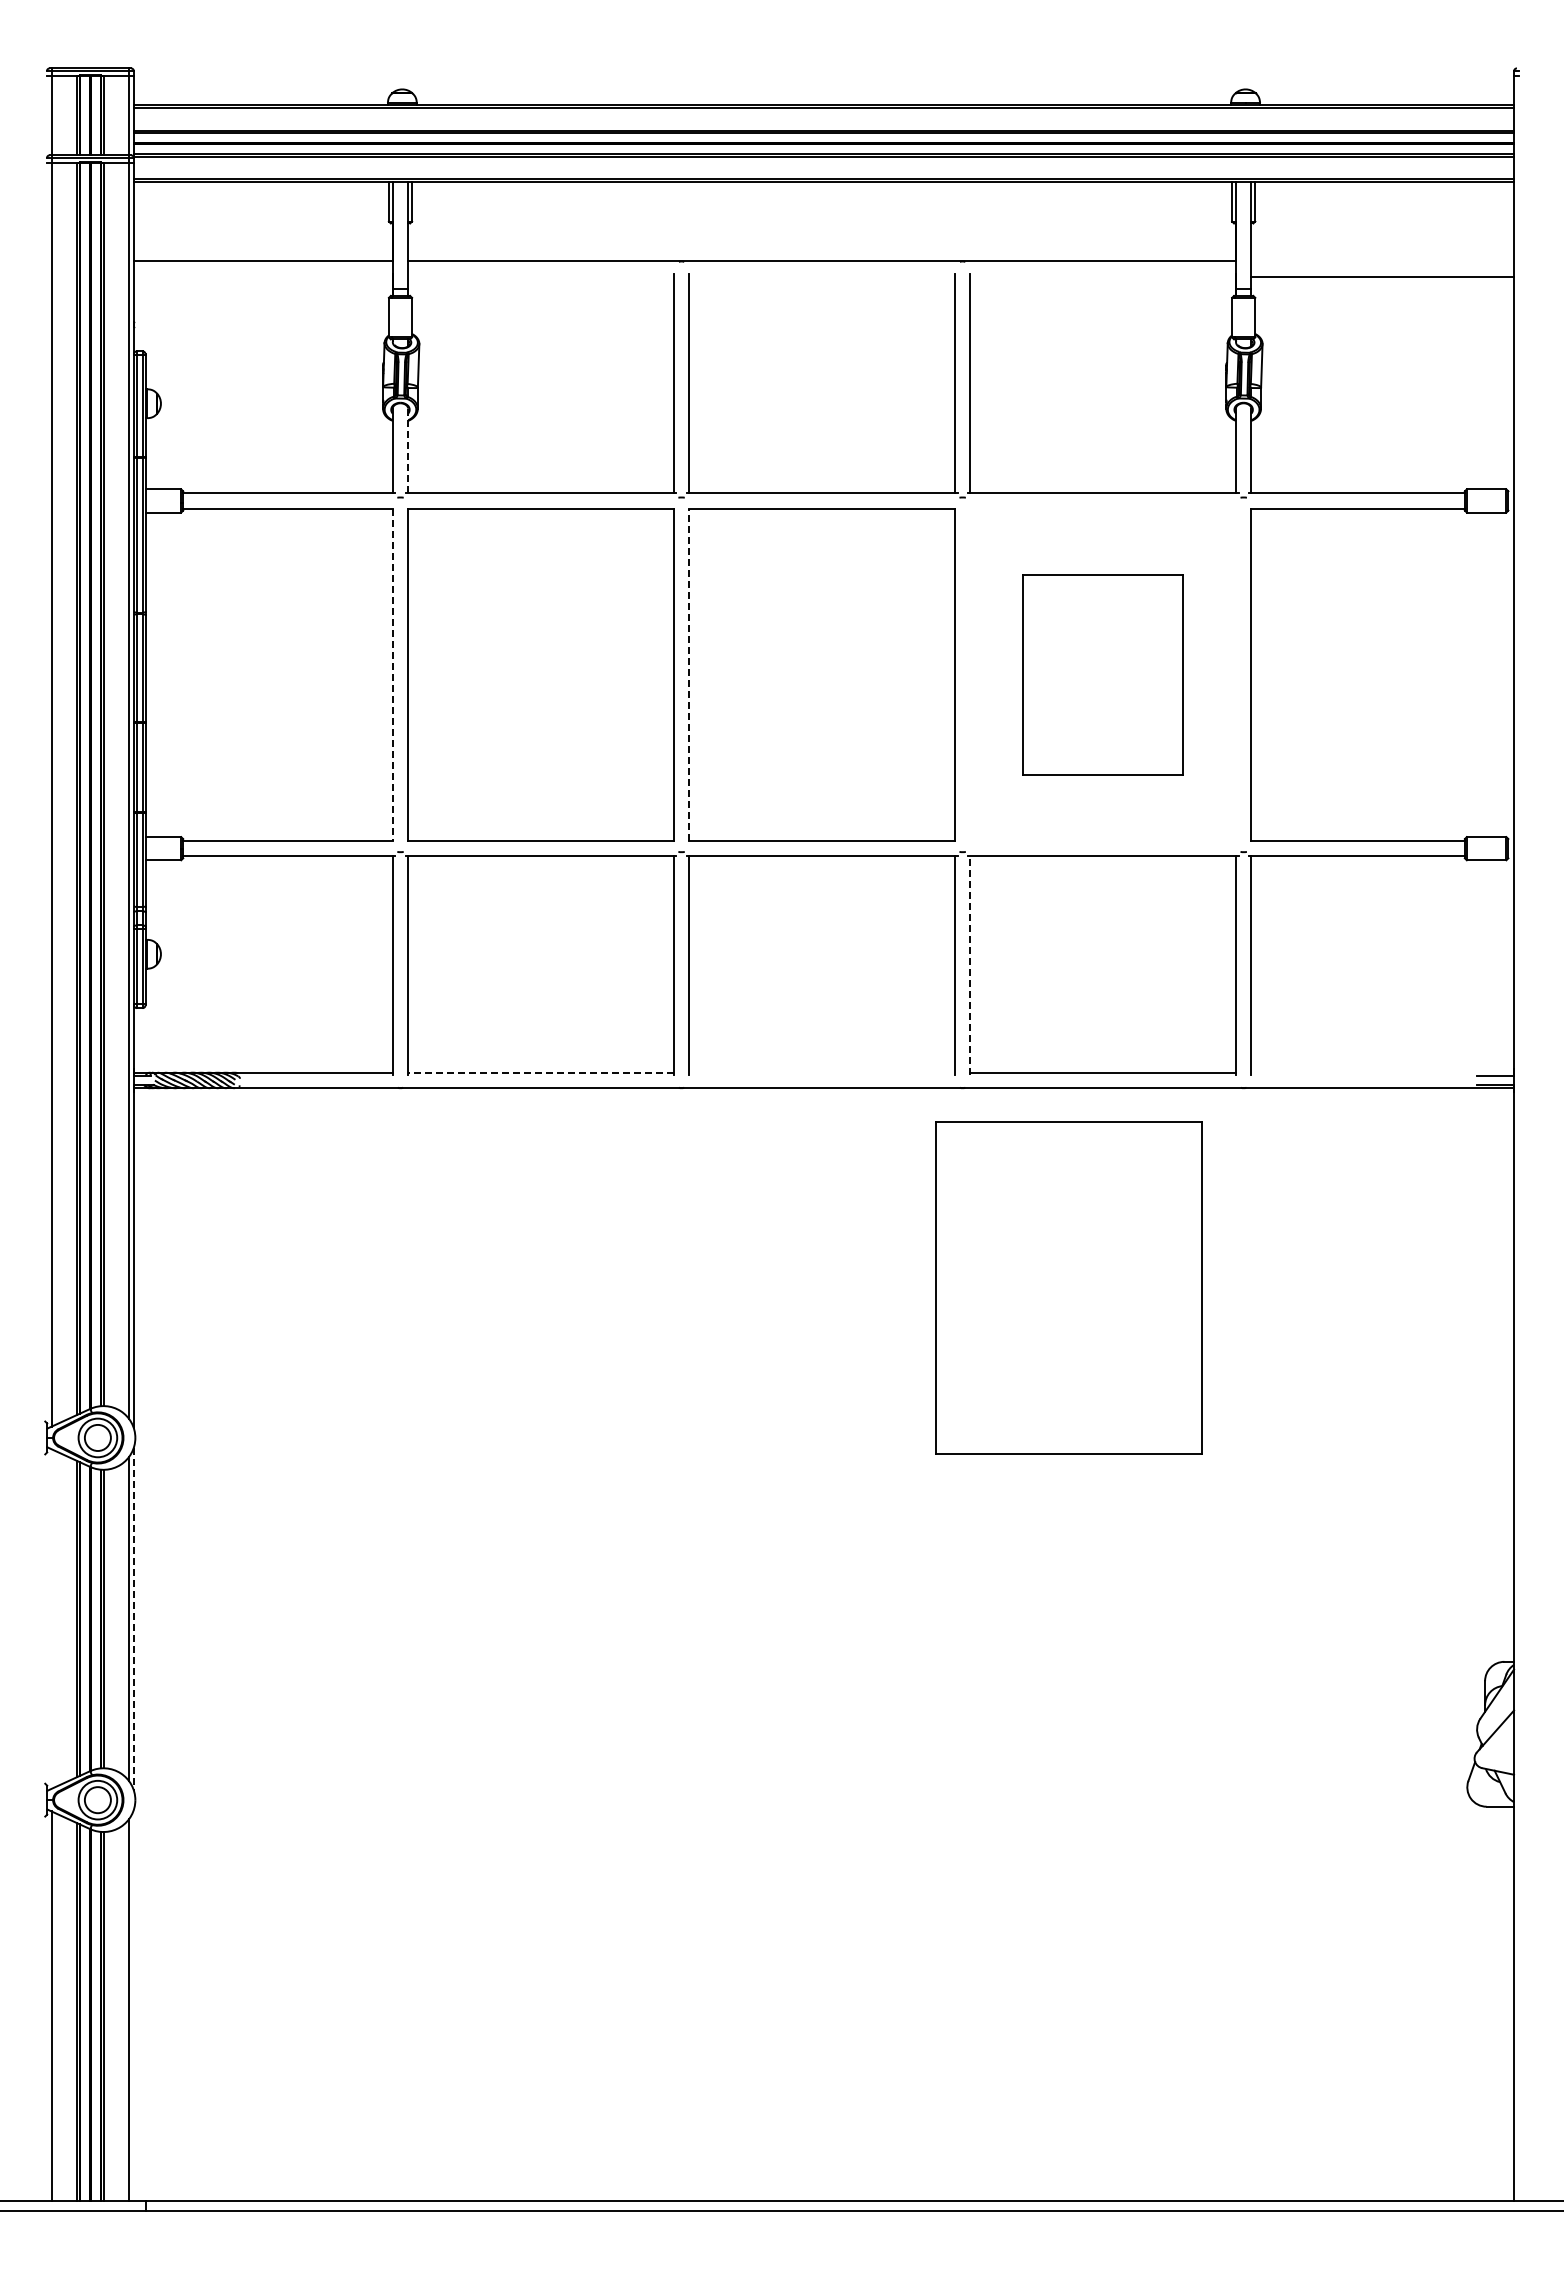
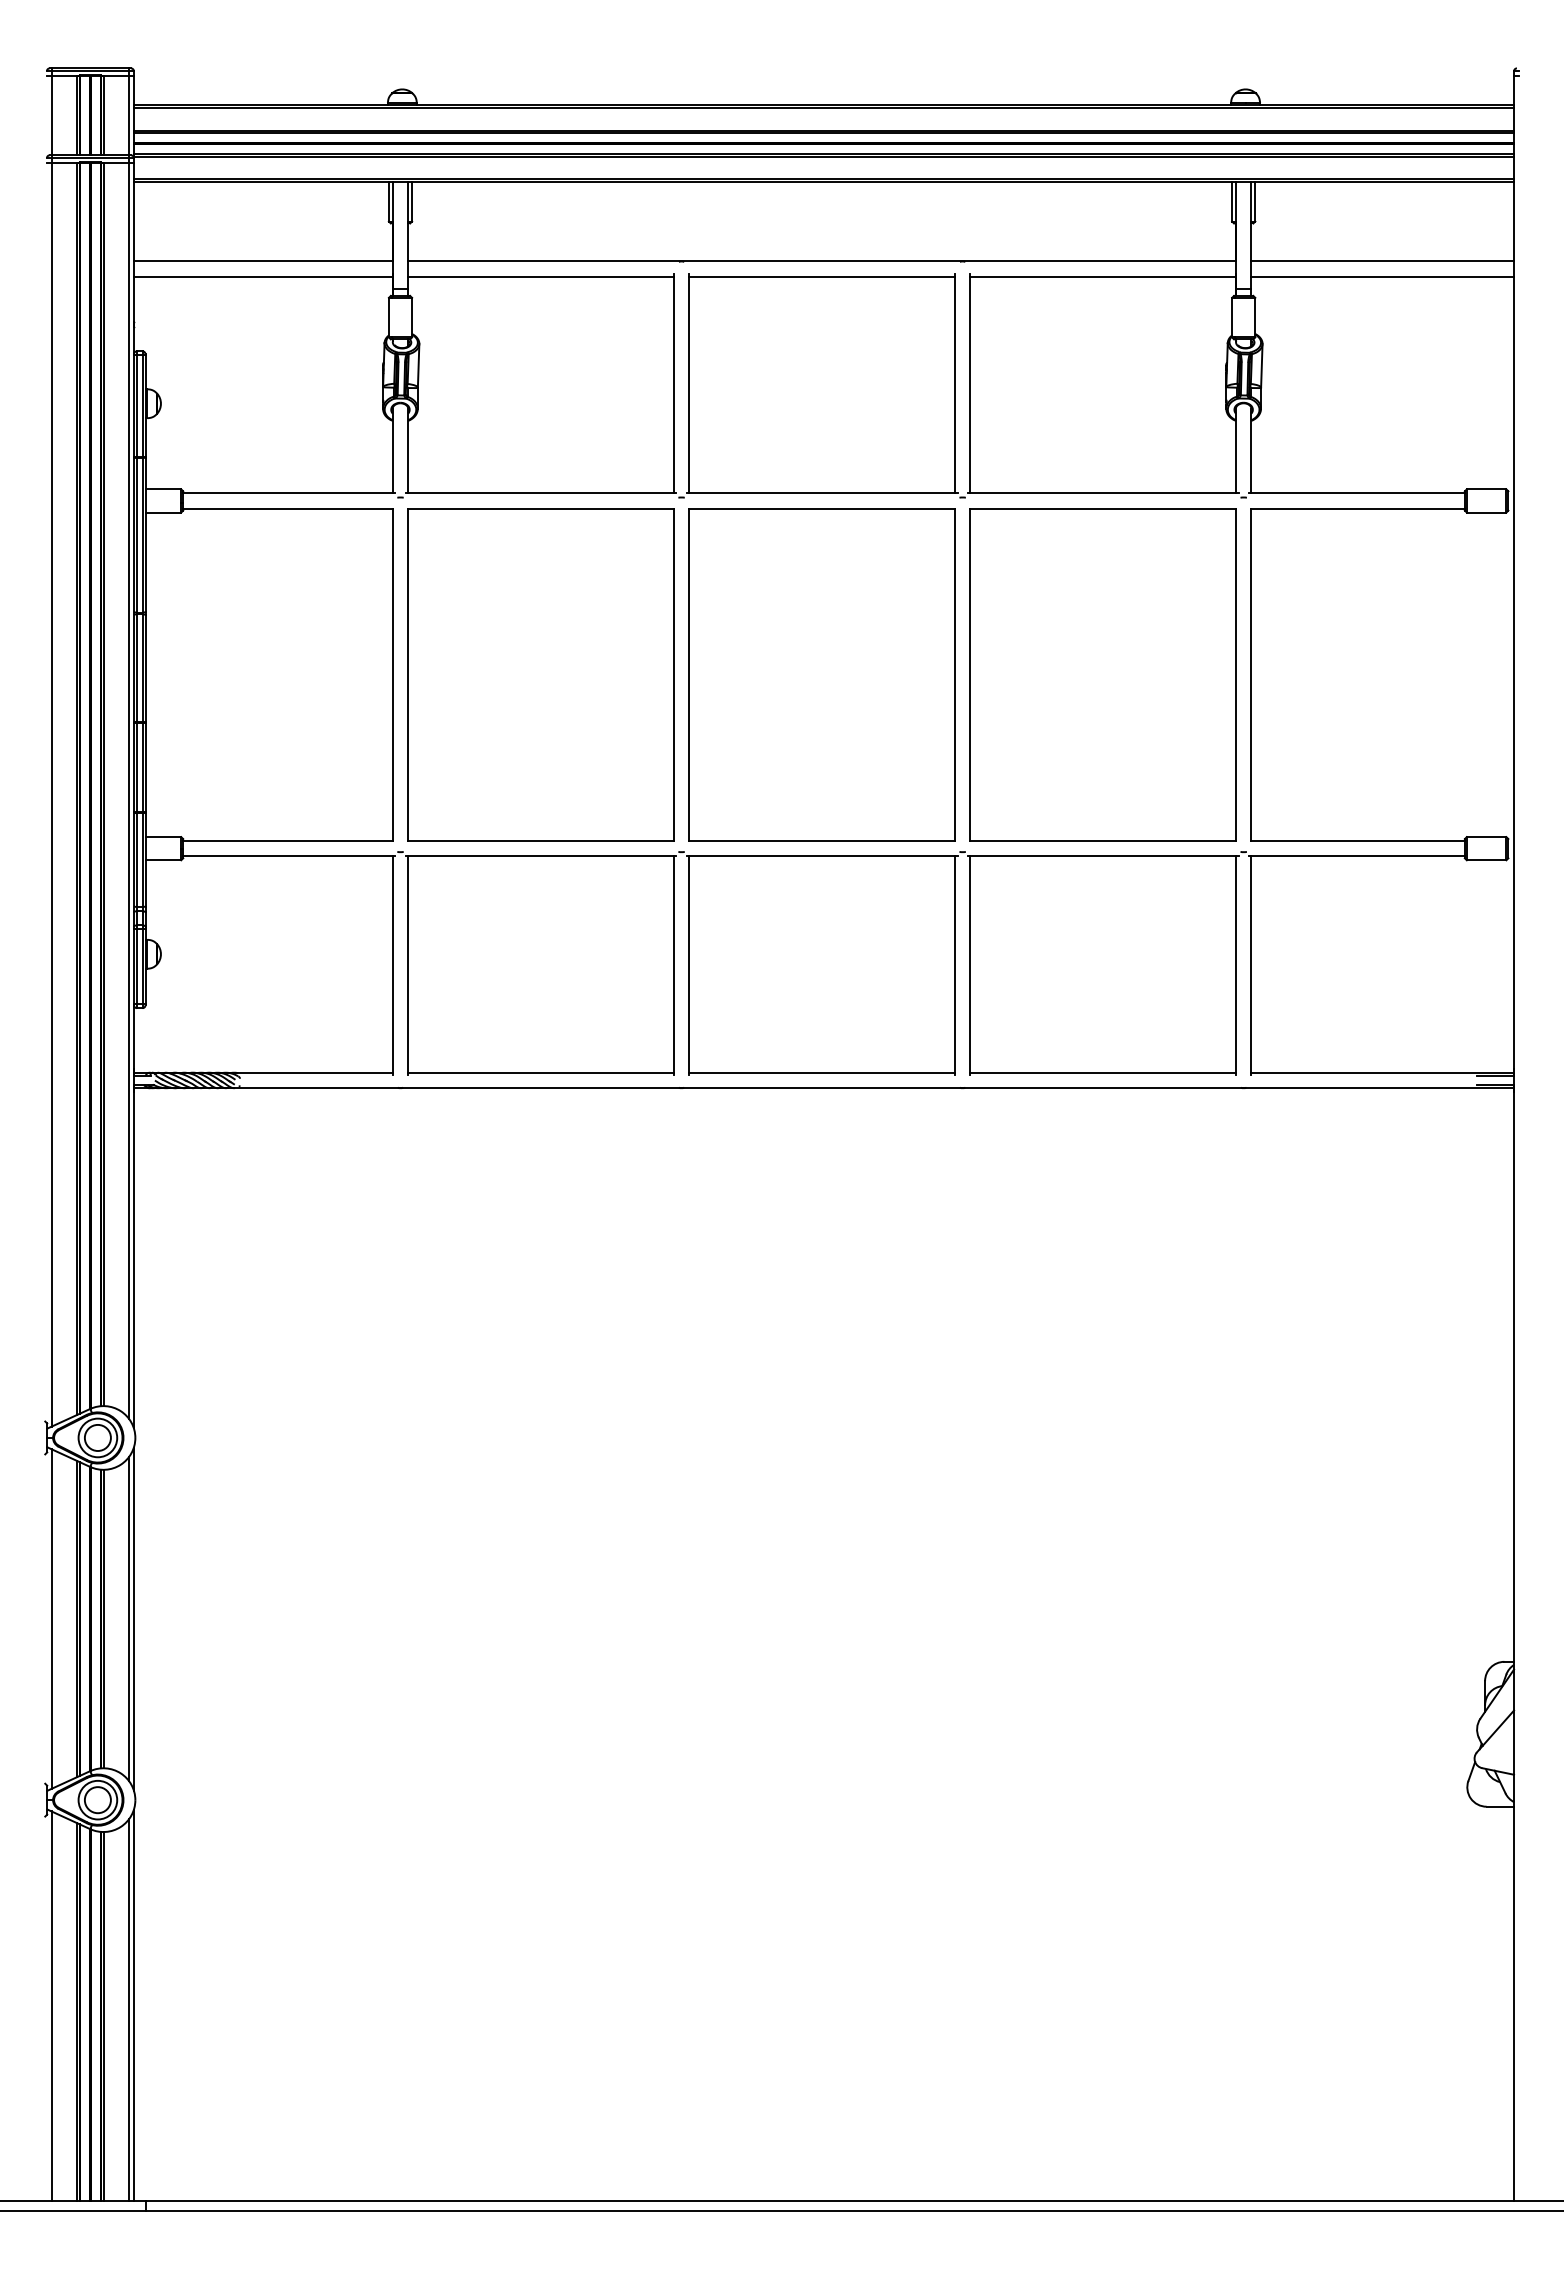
line: none -> present (1382, 261)
line: none -> present (262, 276)
line: none -> present (540, 276)
line: none -> present (821, 276)
line: none -> present (1102, 276)
line: dashed -> solid (408, 450)
line: dashed -> solid (689, 674)
part size: 162x202 px -> 268x334 px (1102, 674)
line: dashed -> solid (392, 675)
line: dashed -> solid (970, 965)
line: dashed -> solid (541, 1072)
line: none -> present (821, 1072)
line: none -> present (1382, 1072)
part: present -> none (1068, 1287)
line: none -> present (51, 1618)
line: dashed -> solid (133, 1619)
line: none -> present (133, 2004)
